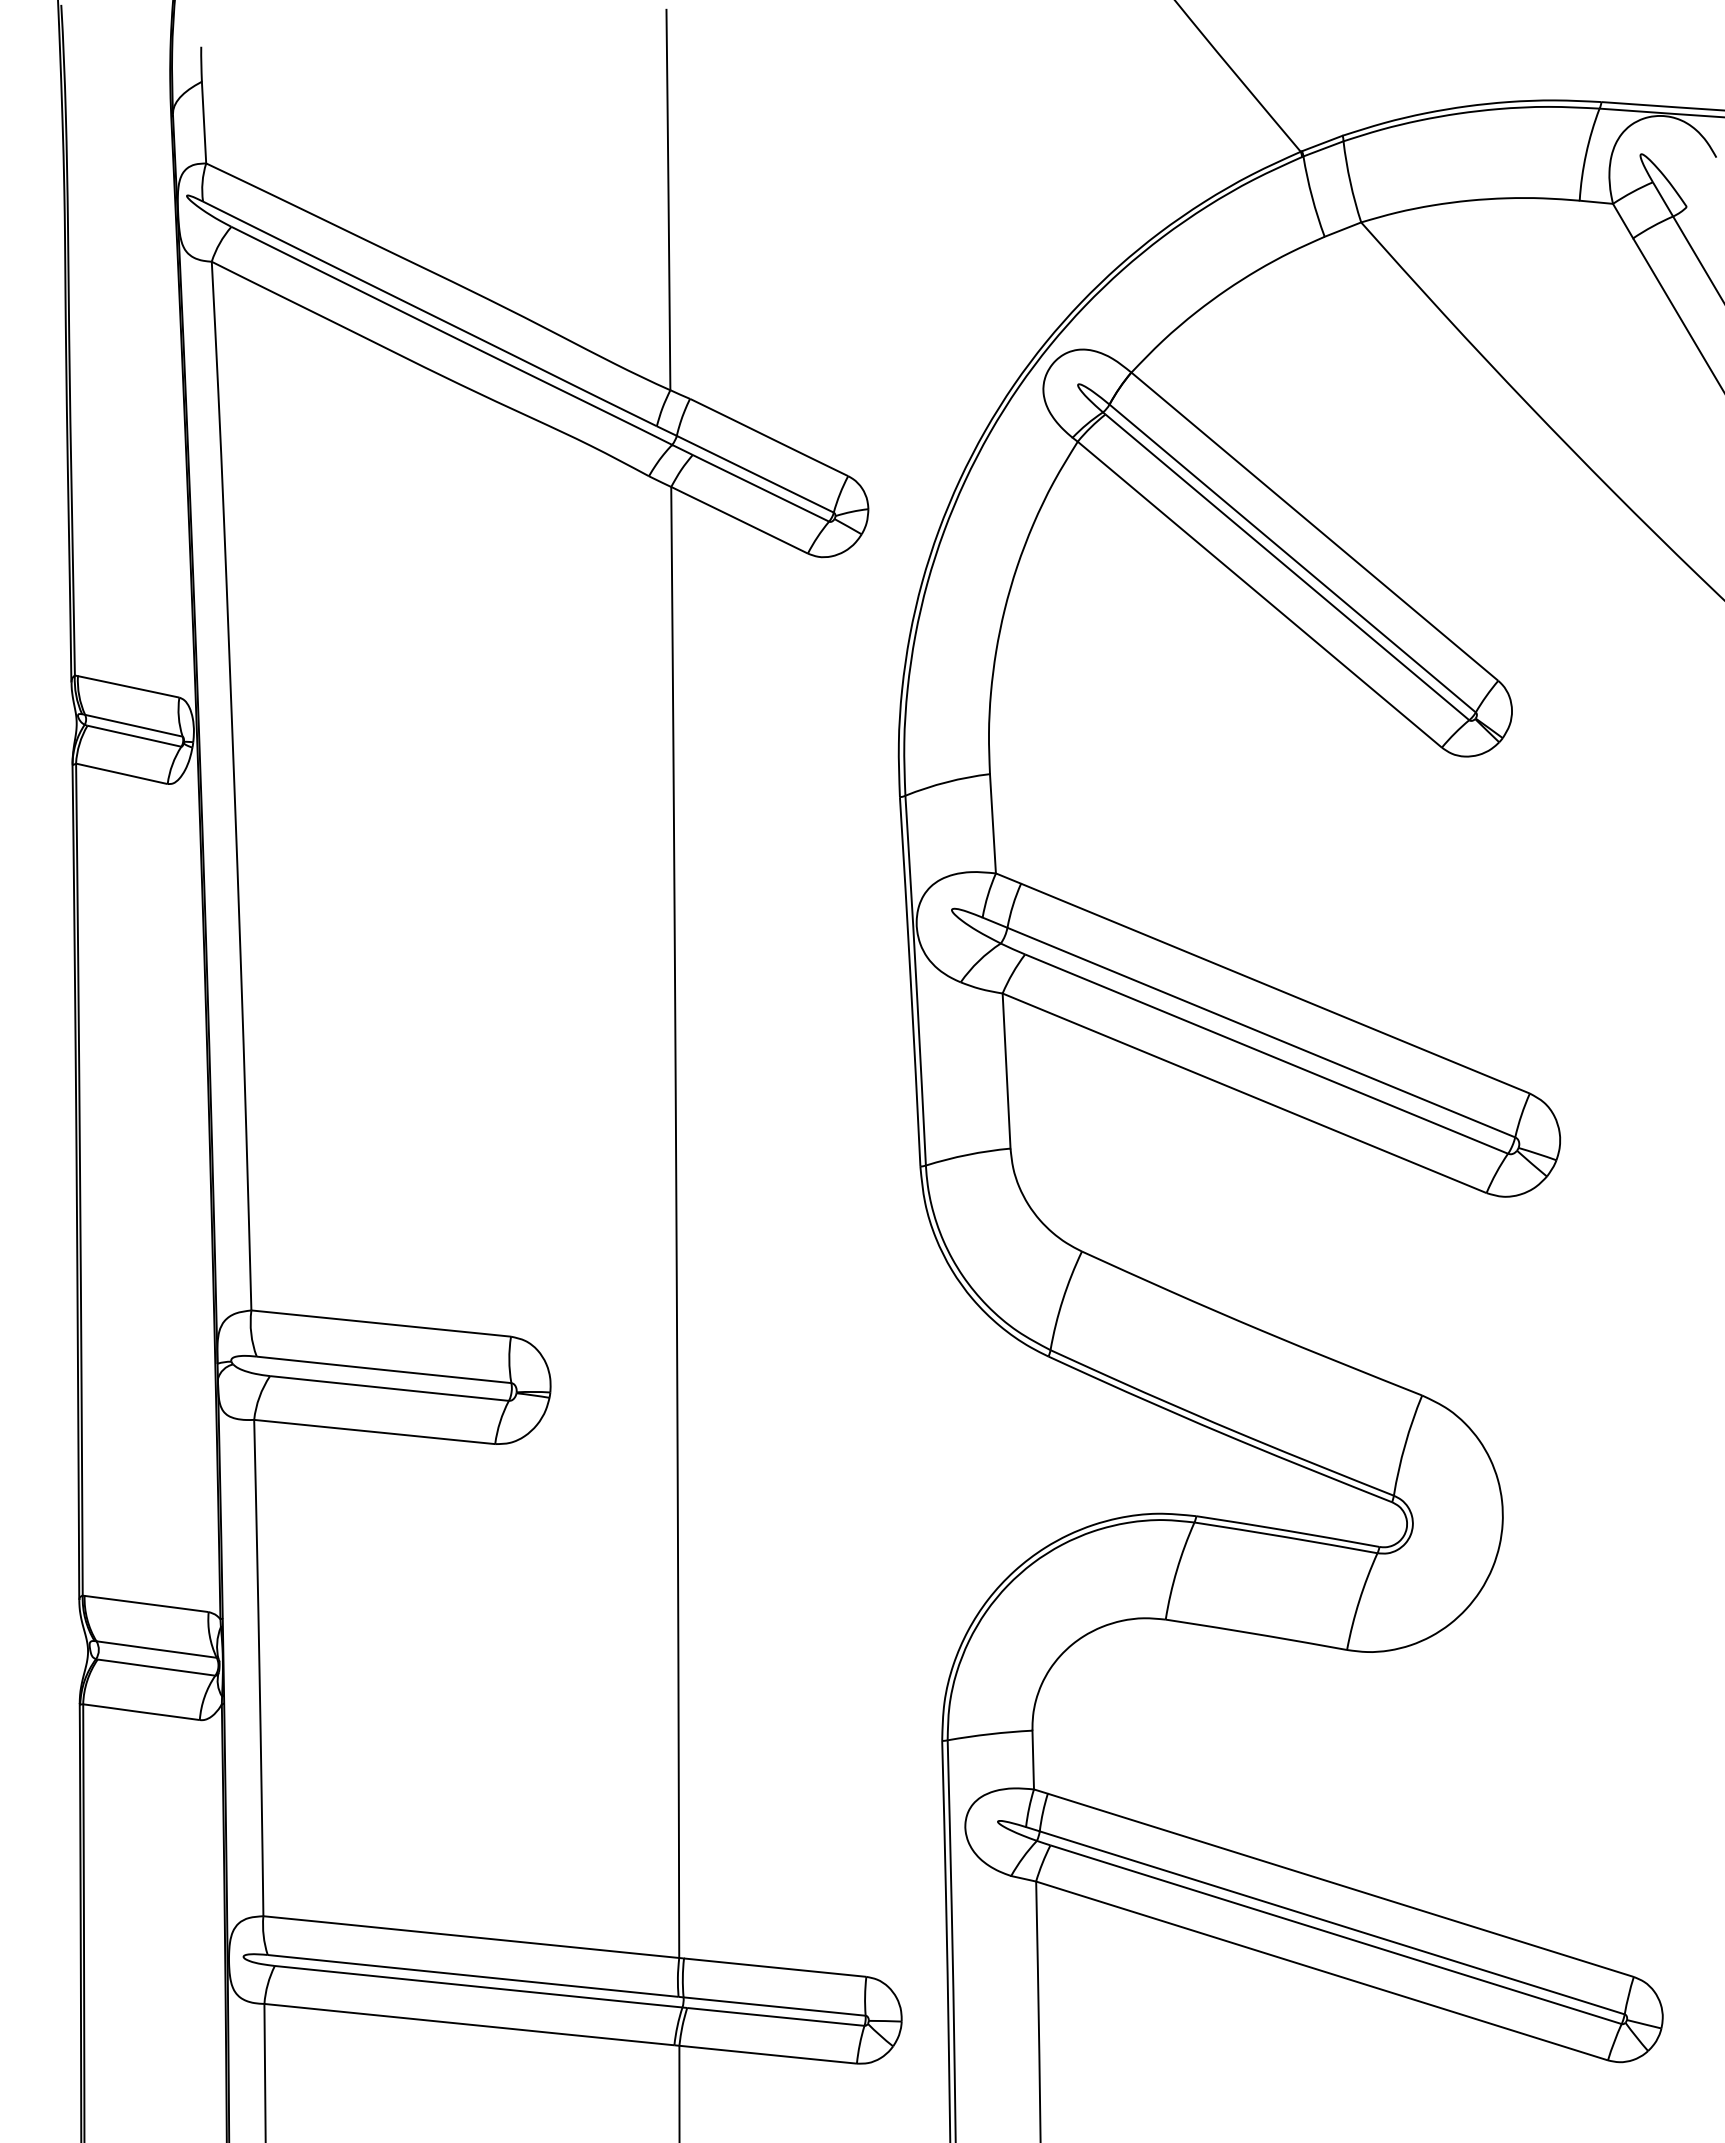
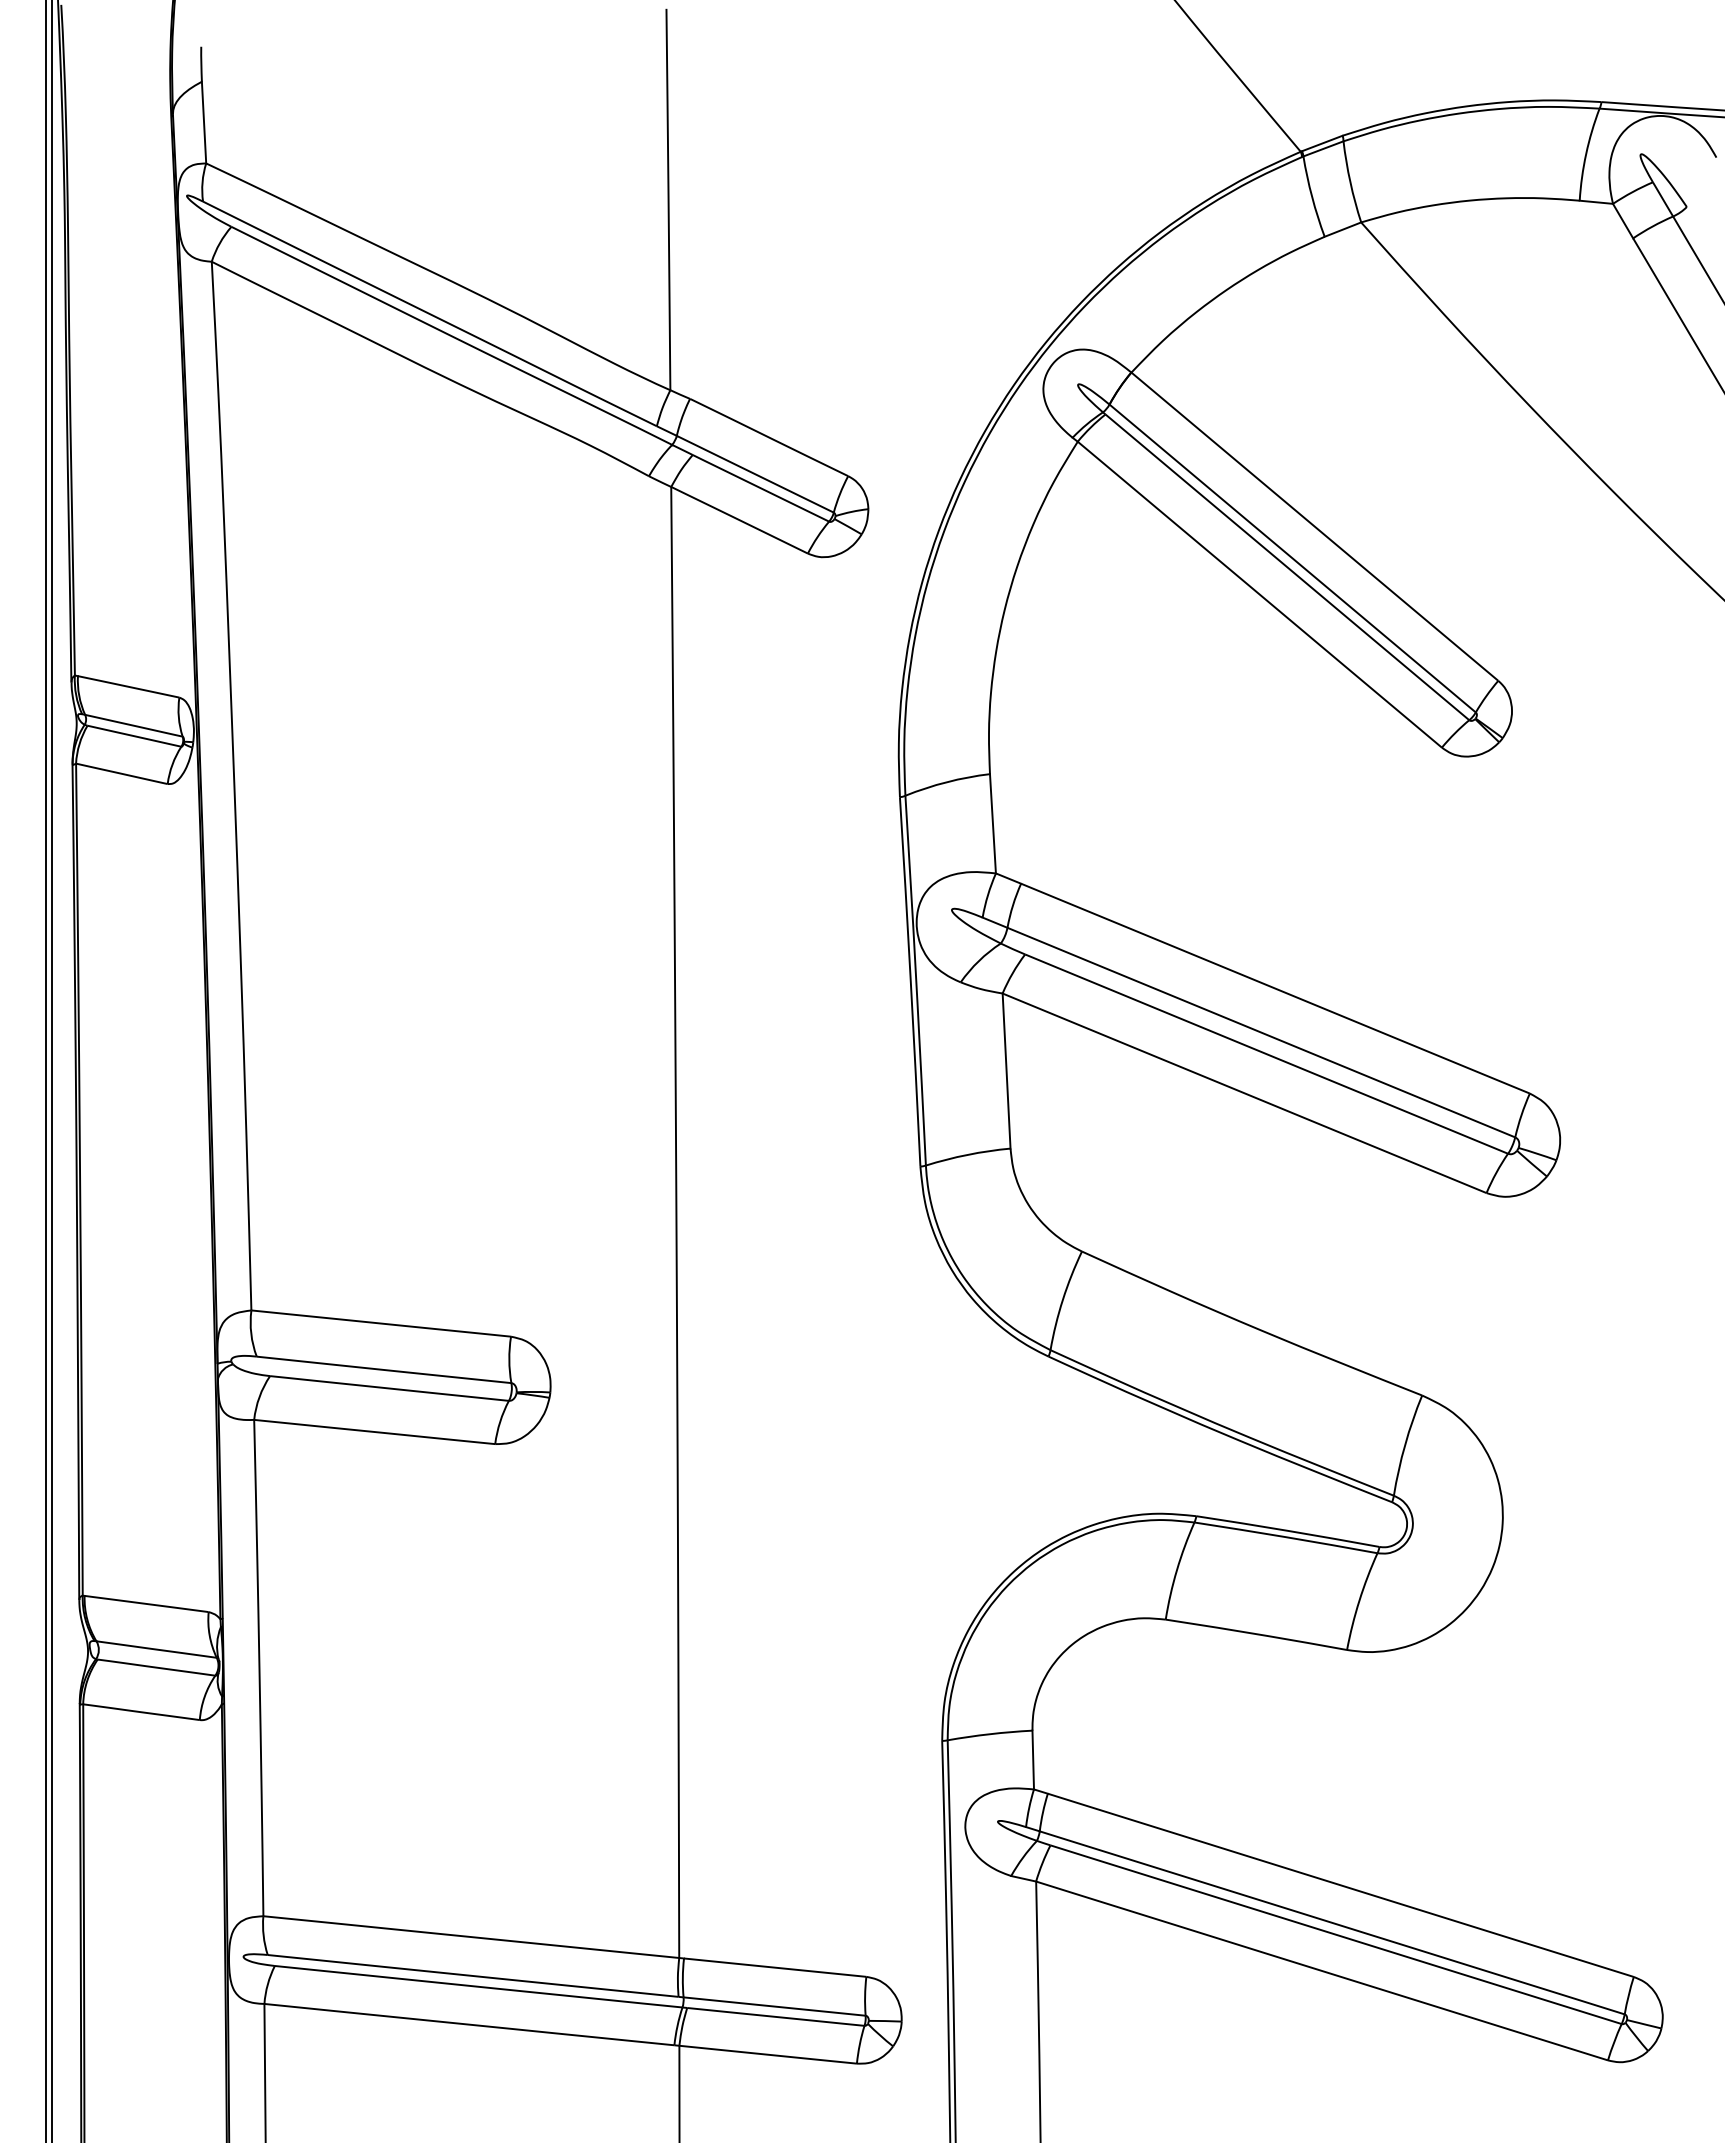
line: none -> present (46, 1070)
line: none -> present (51, 1070)
